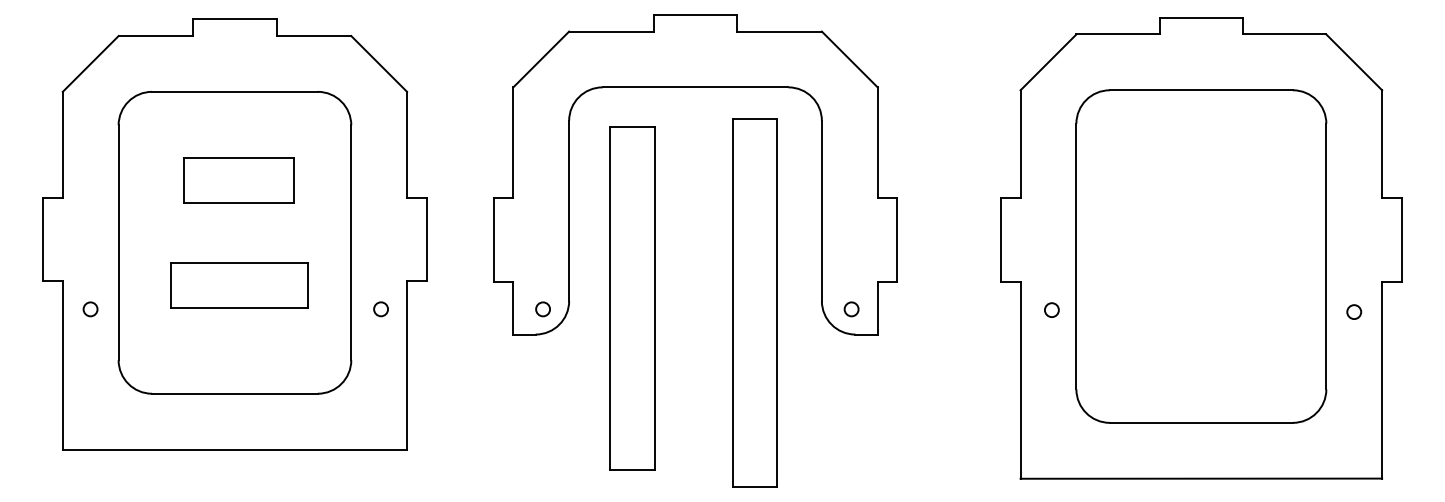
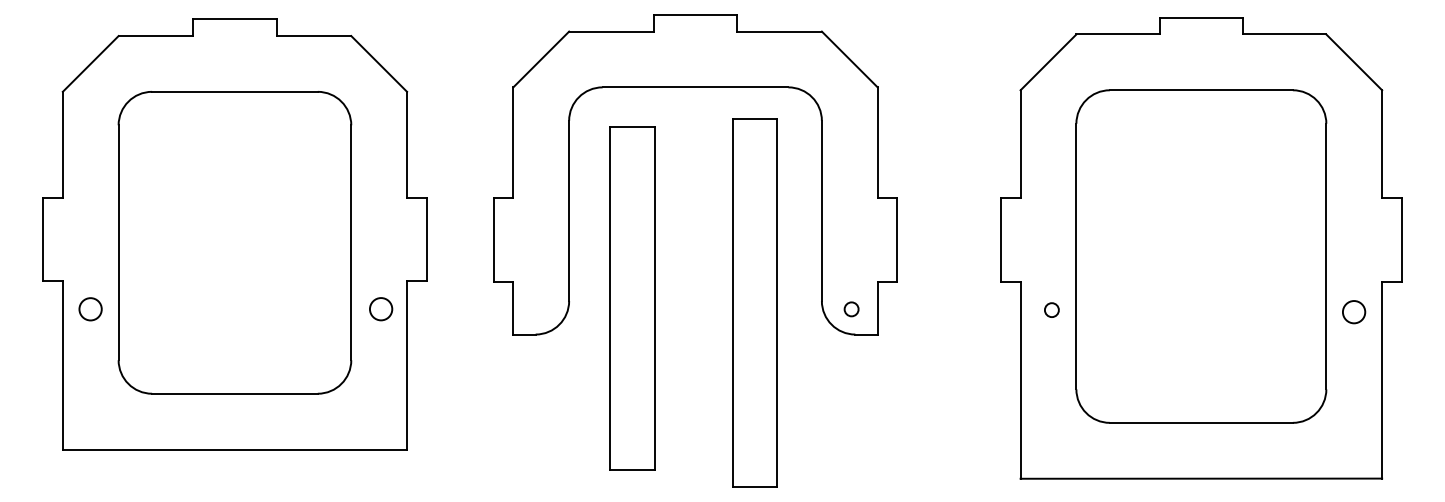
part: present -> none (238, 180)
part: present -> none (239, 285)
circle size: 17x17 px -> 25x25 px (90, 309)
circle size: 16x17 px -> 25x25 px (381, 309)
circle: present -> none (542, 309)
circle size: 17x16 px -> 25x25 px (1354, 312)
